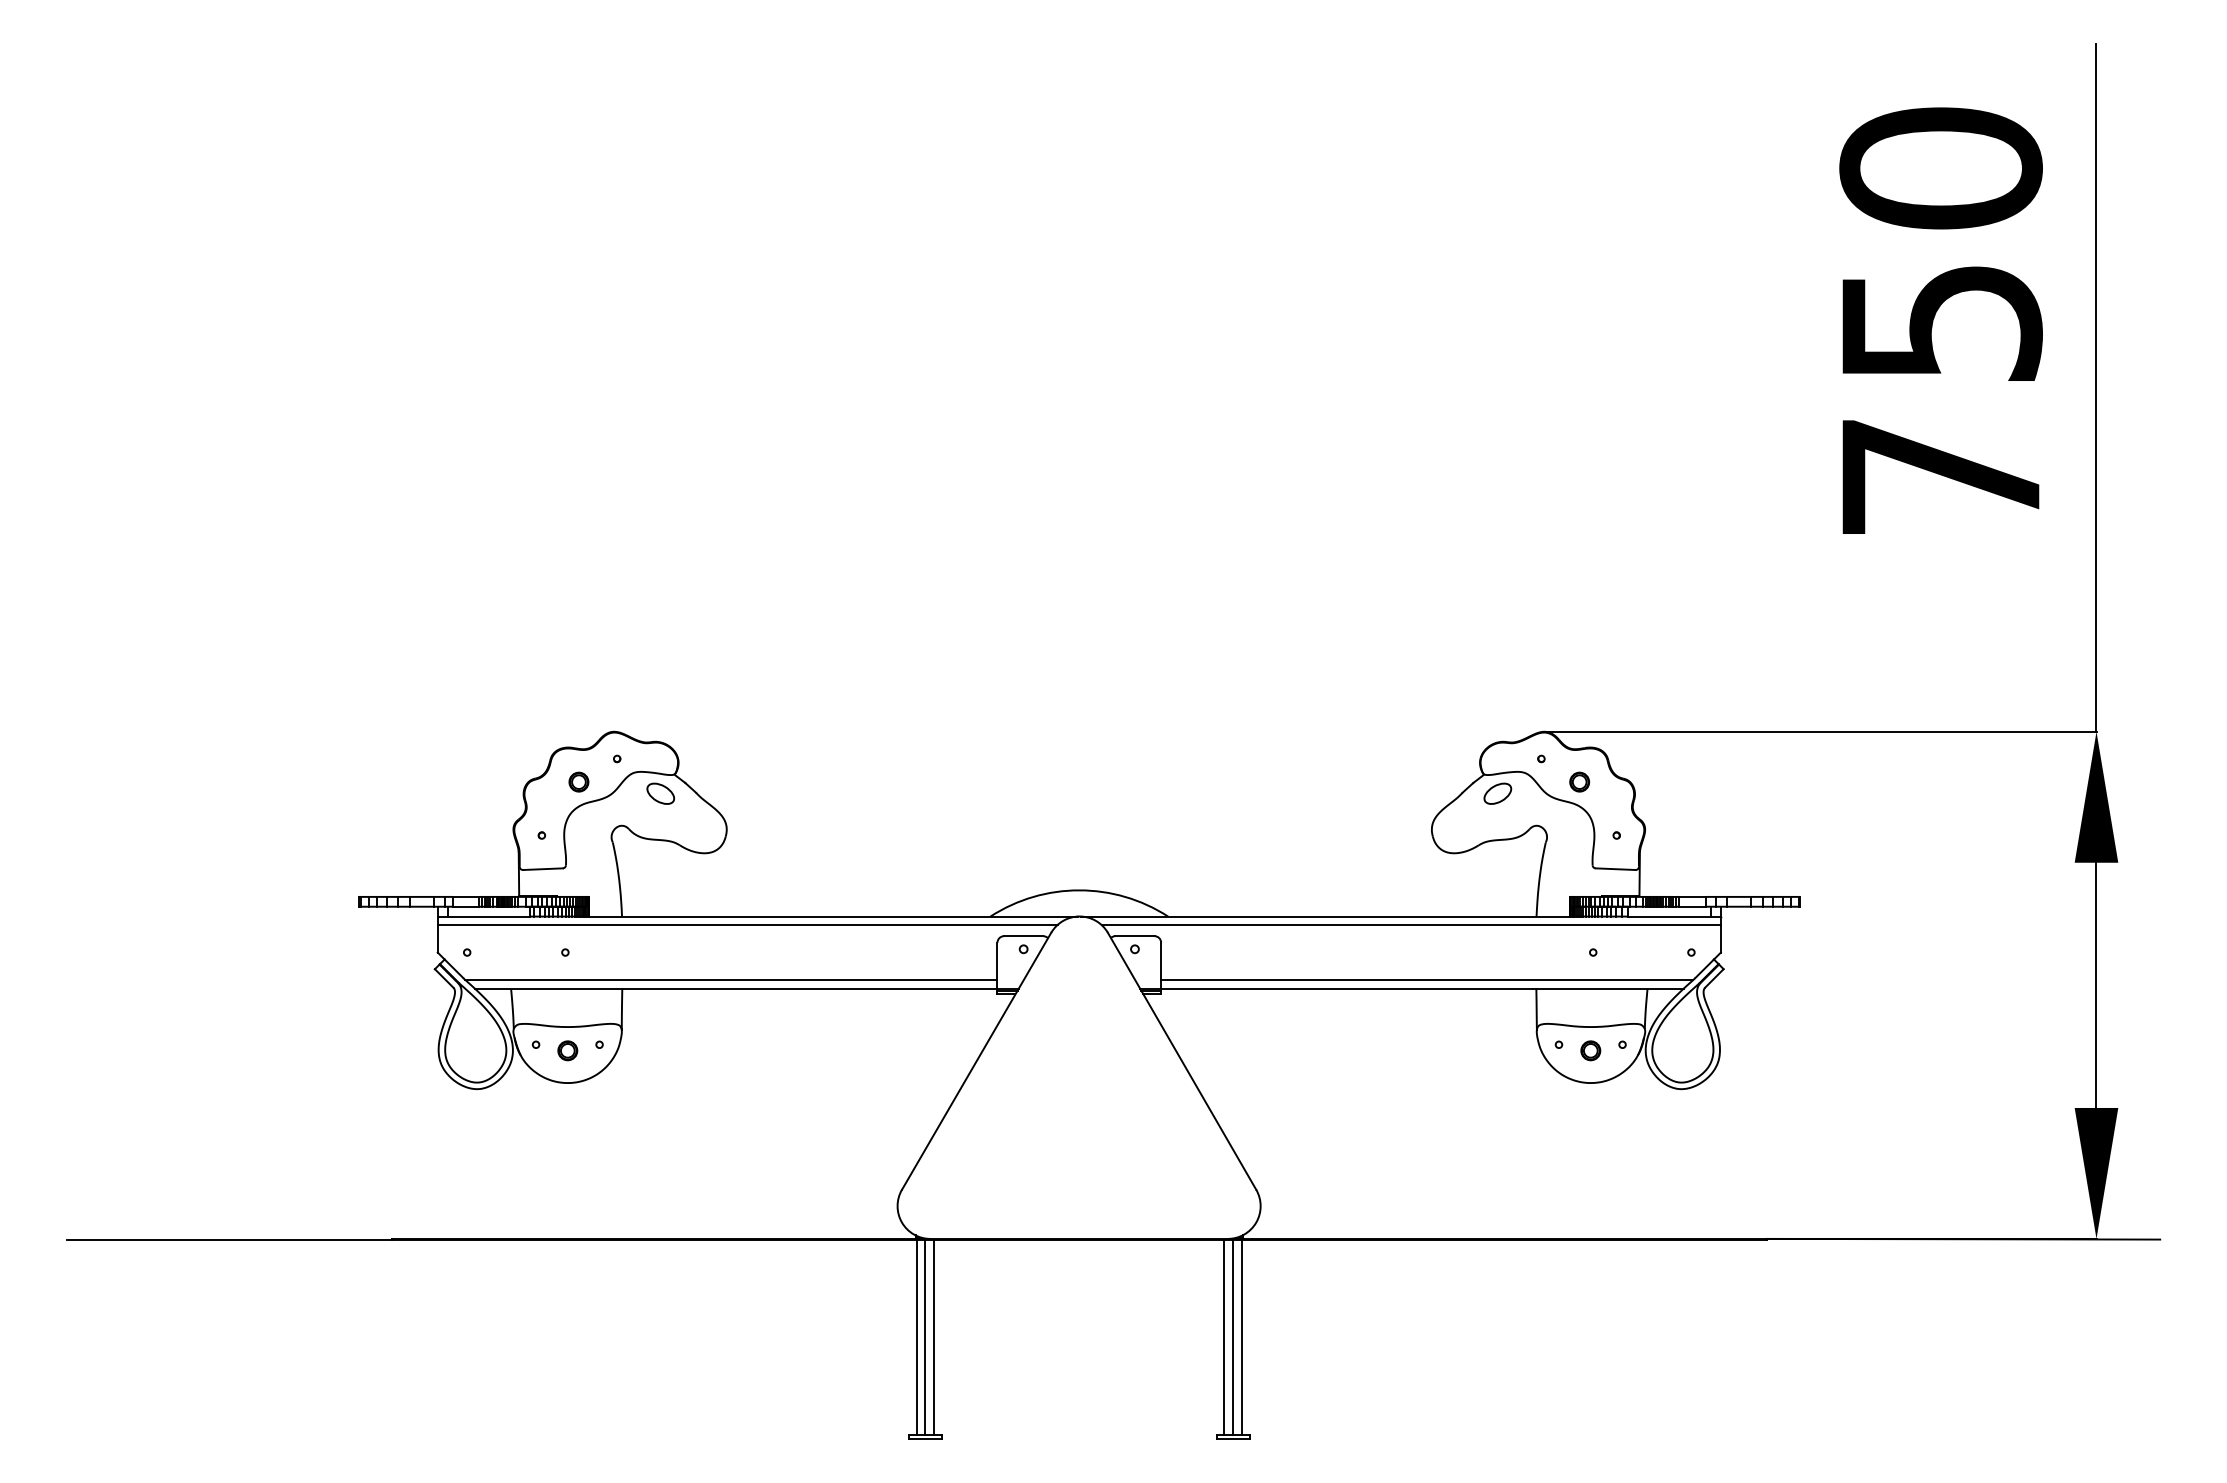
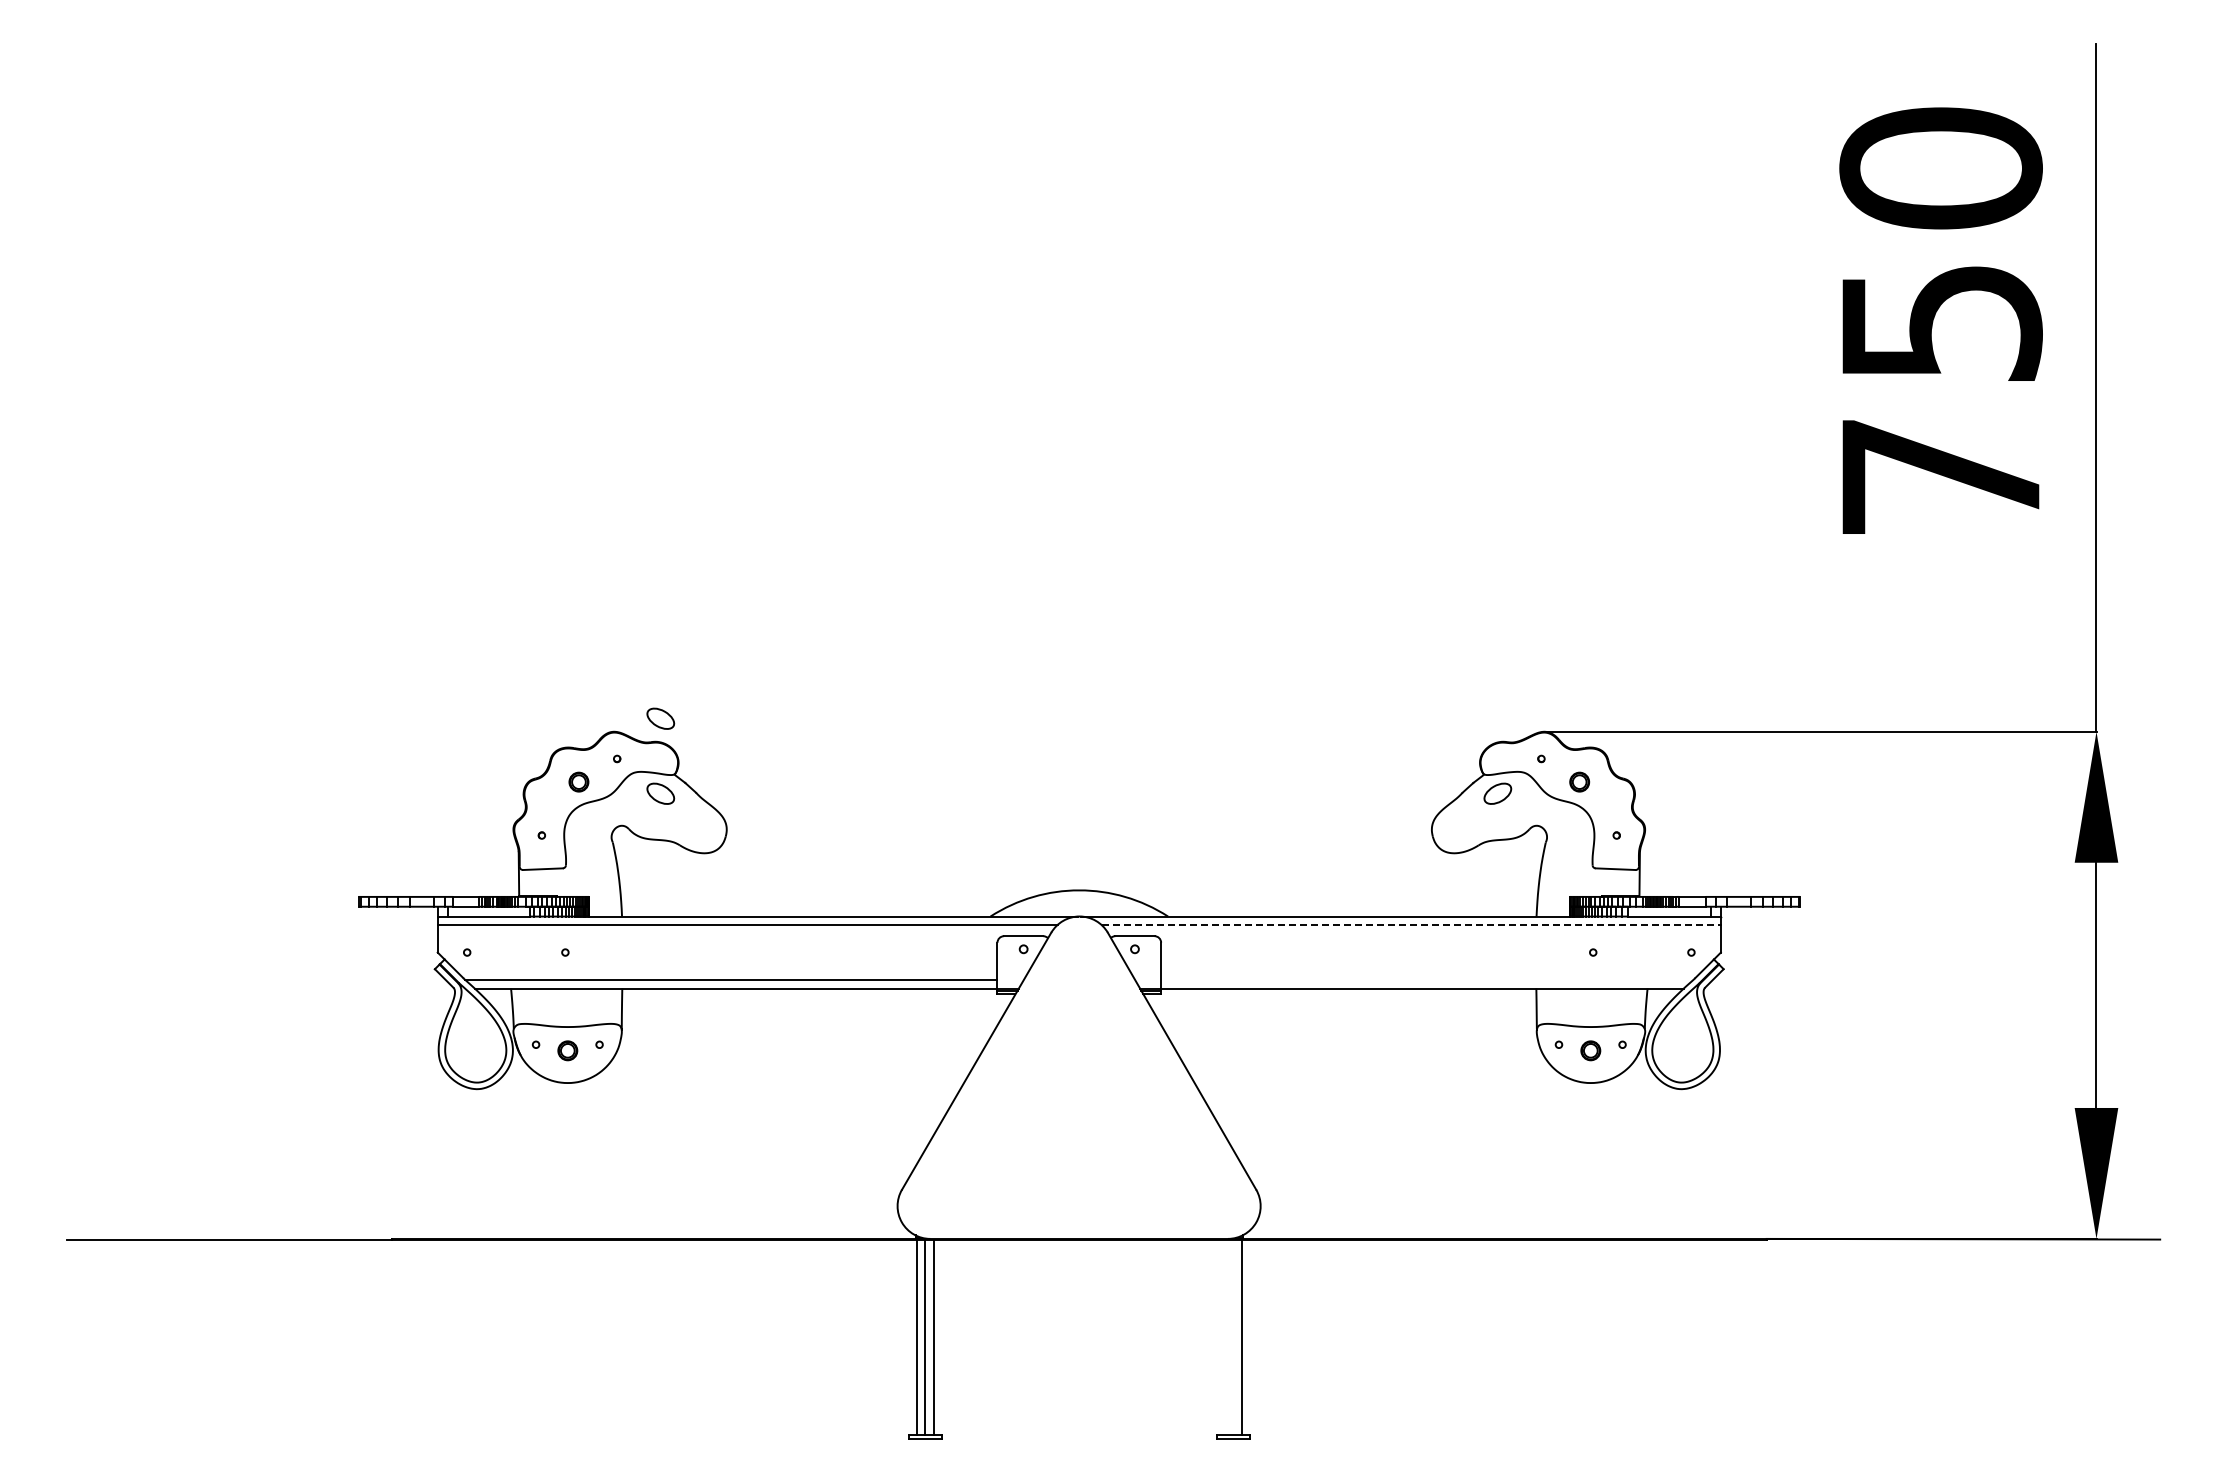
part: none -> present (660, 718)
line: solid -> dashed (1411, 925)
line: present -> none (1427, 980)
line: present -> none (1233, 1336)
line: present -> none (1224, 1337)
